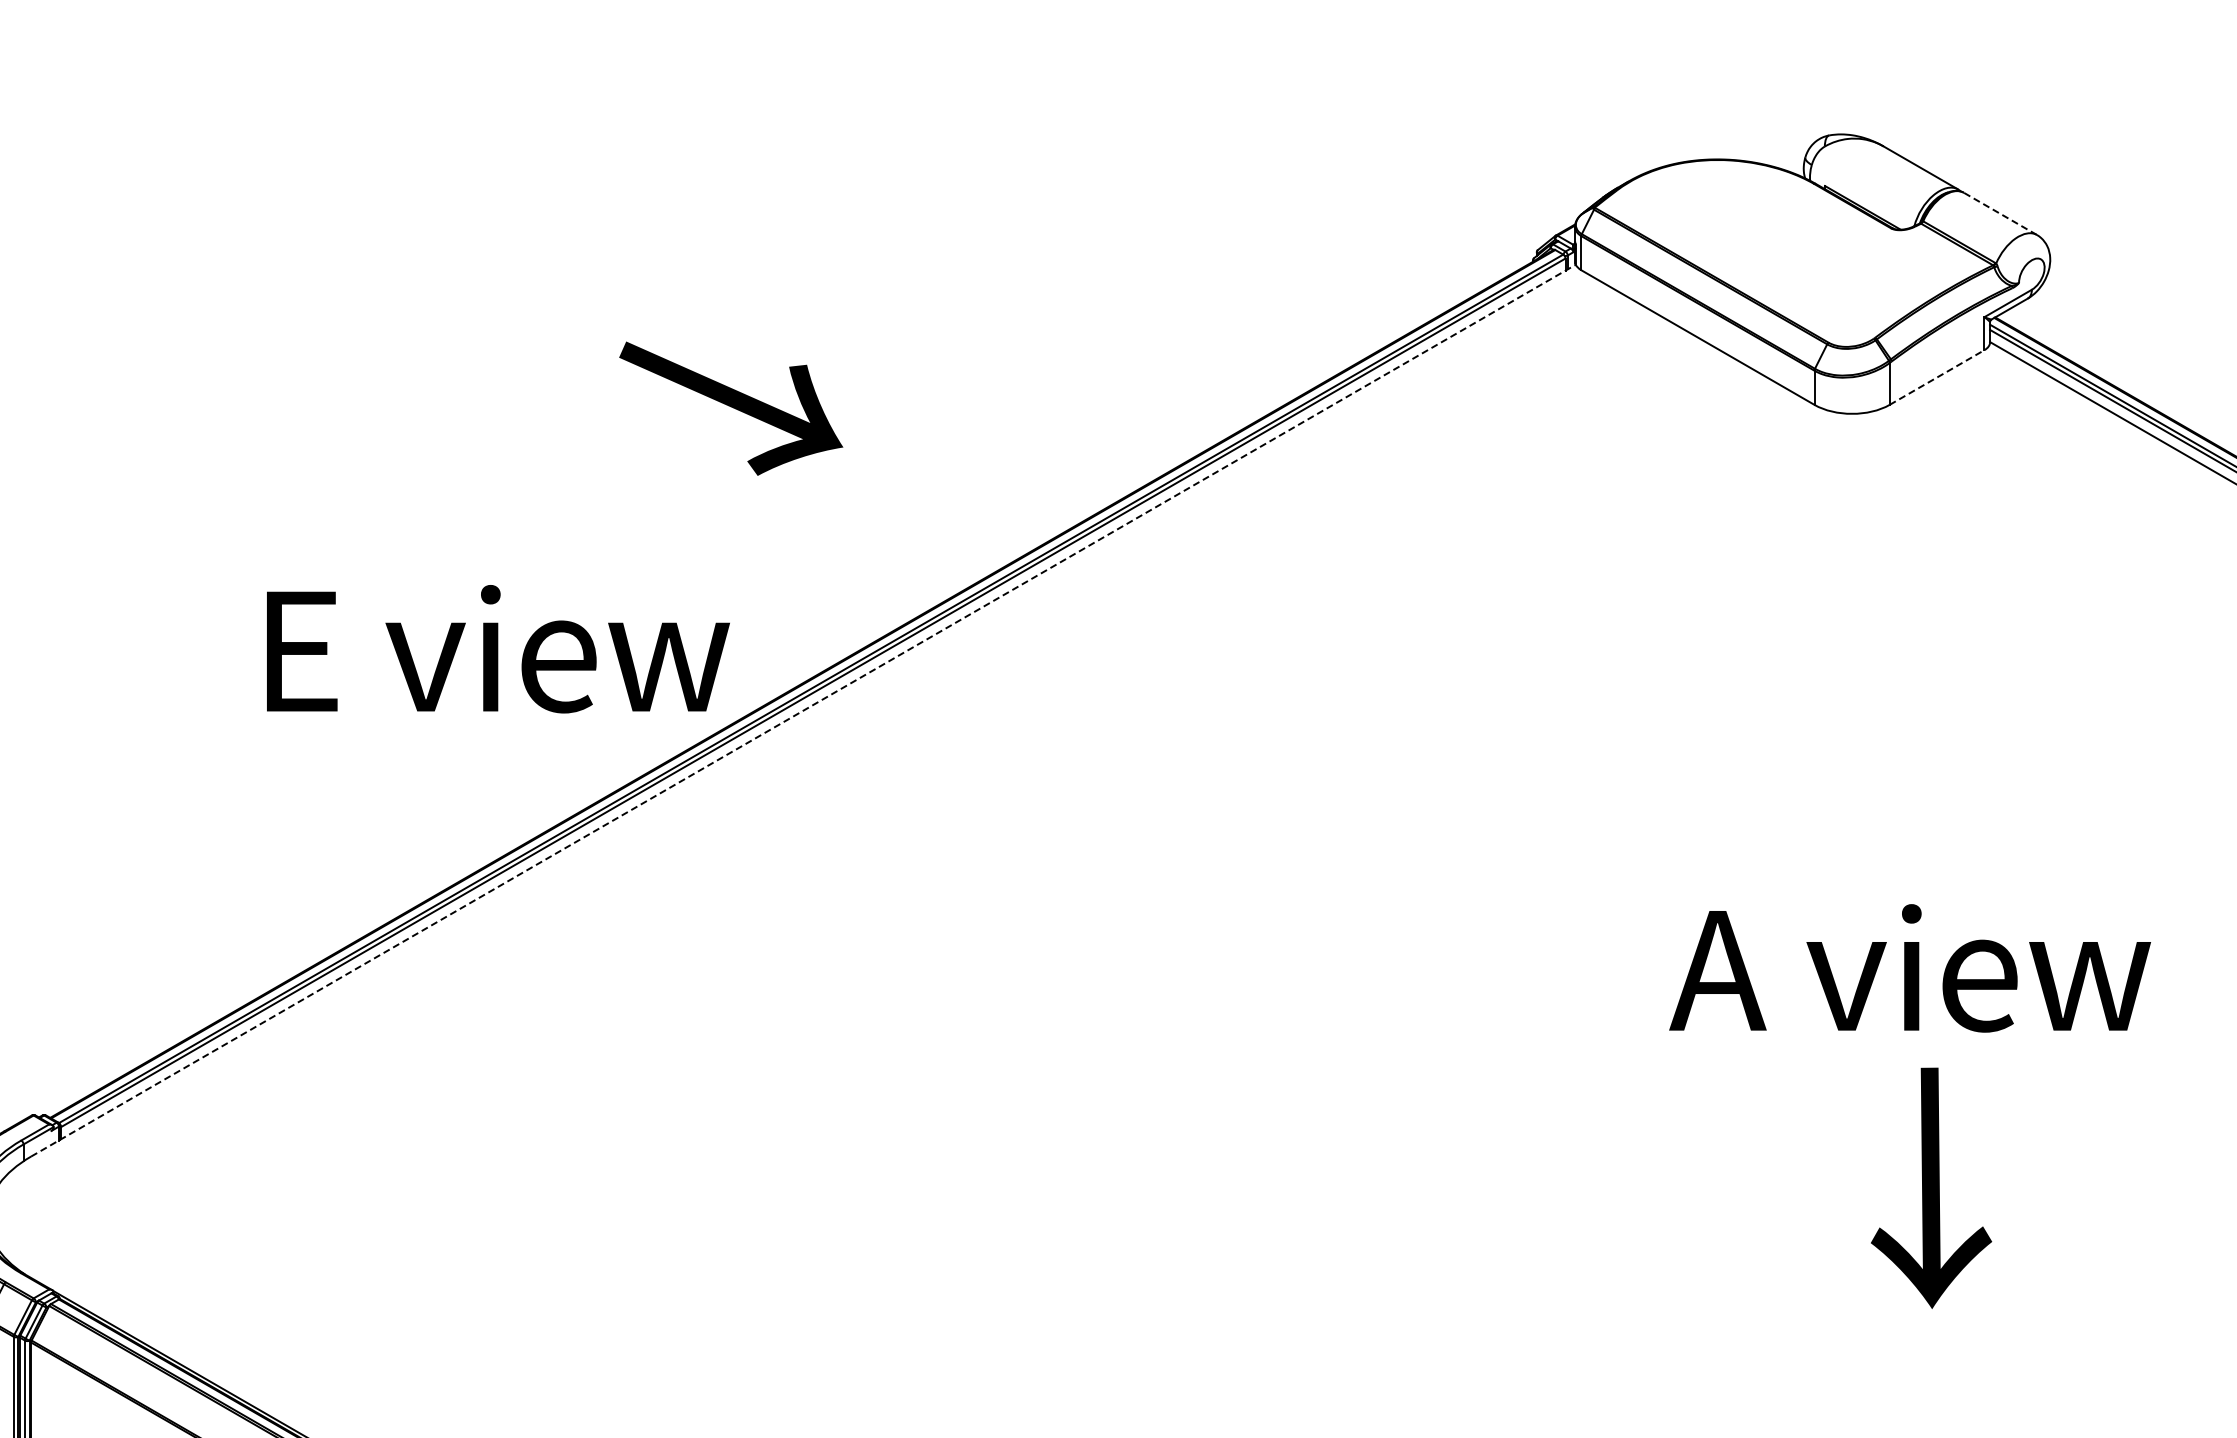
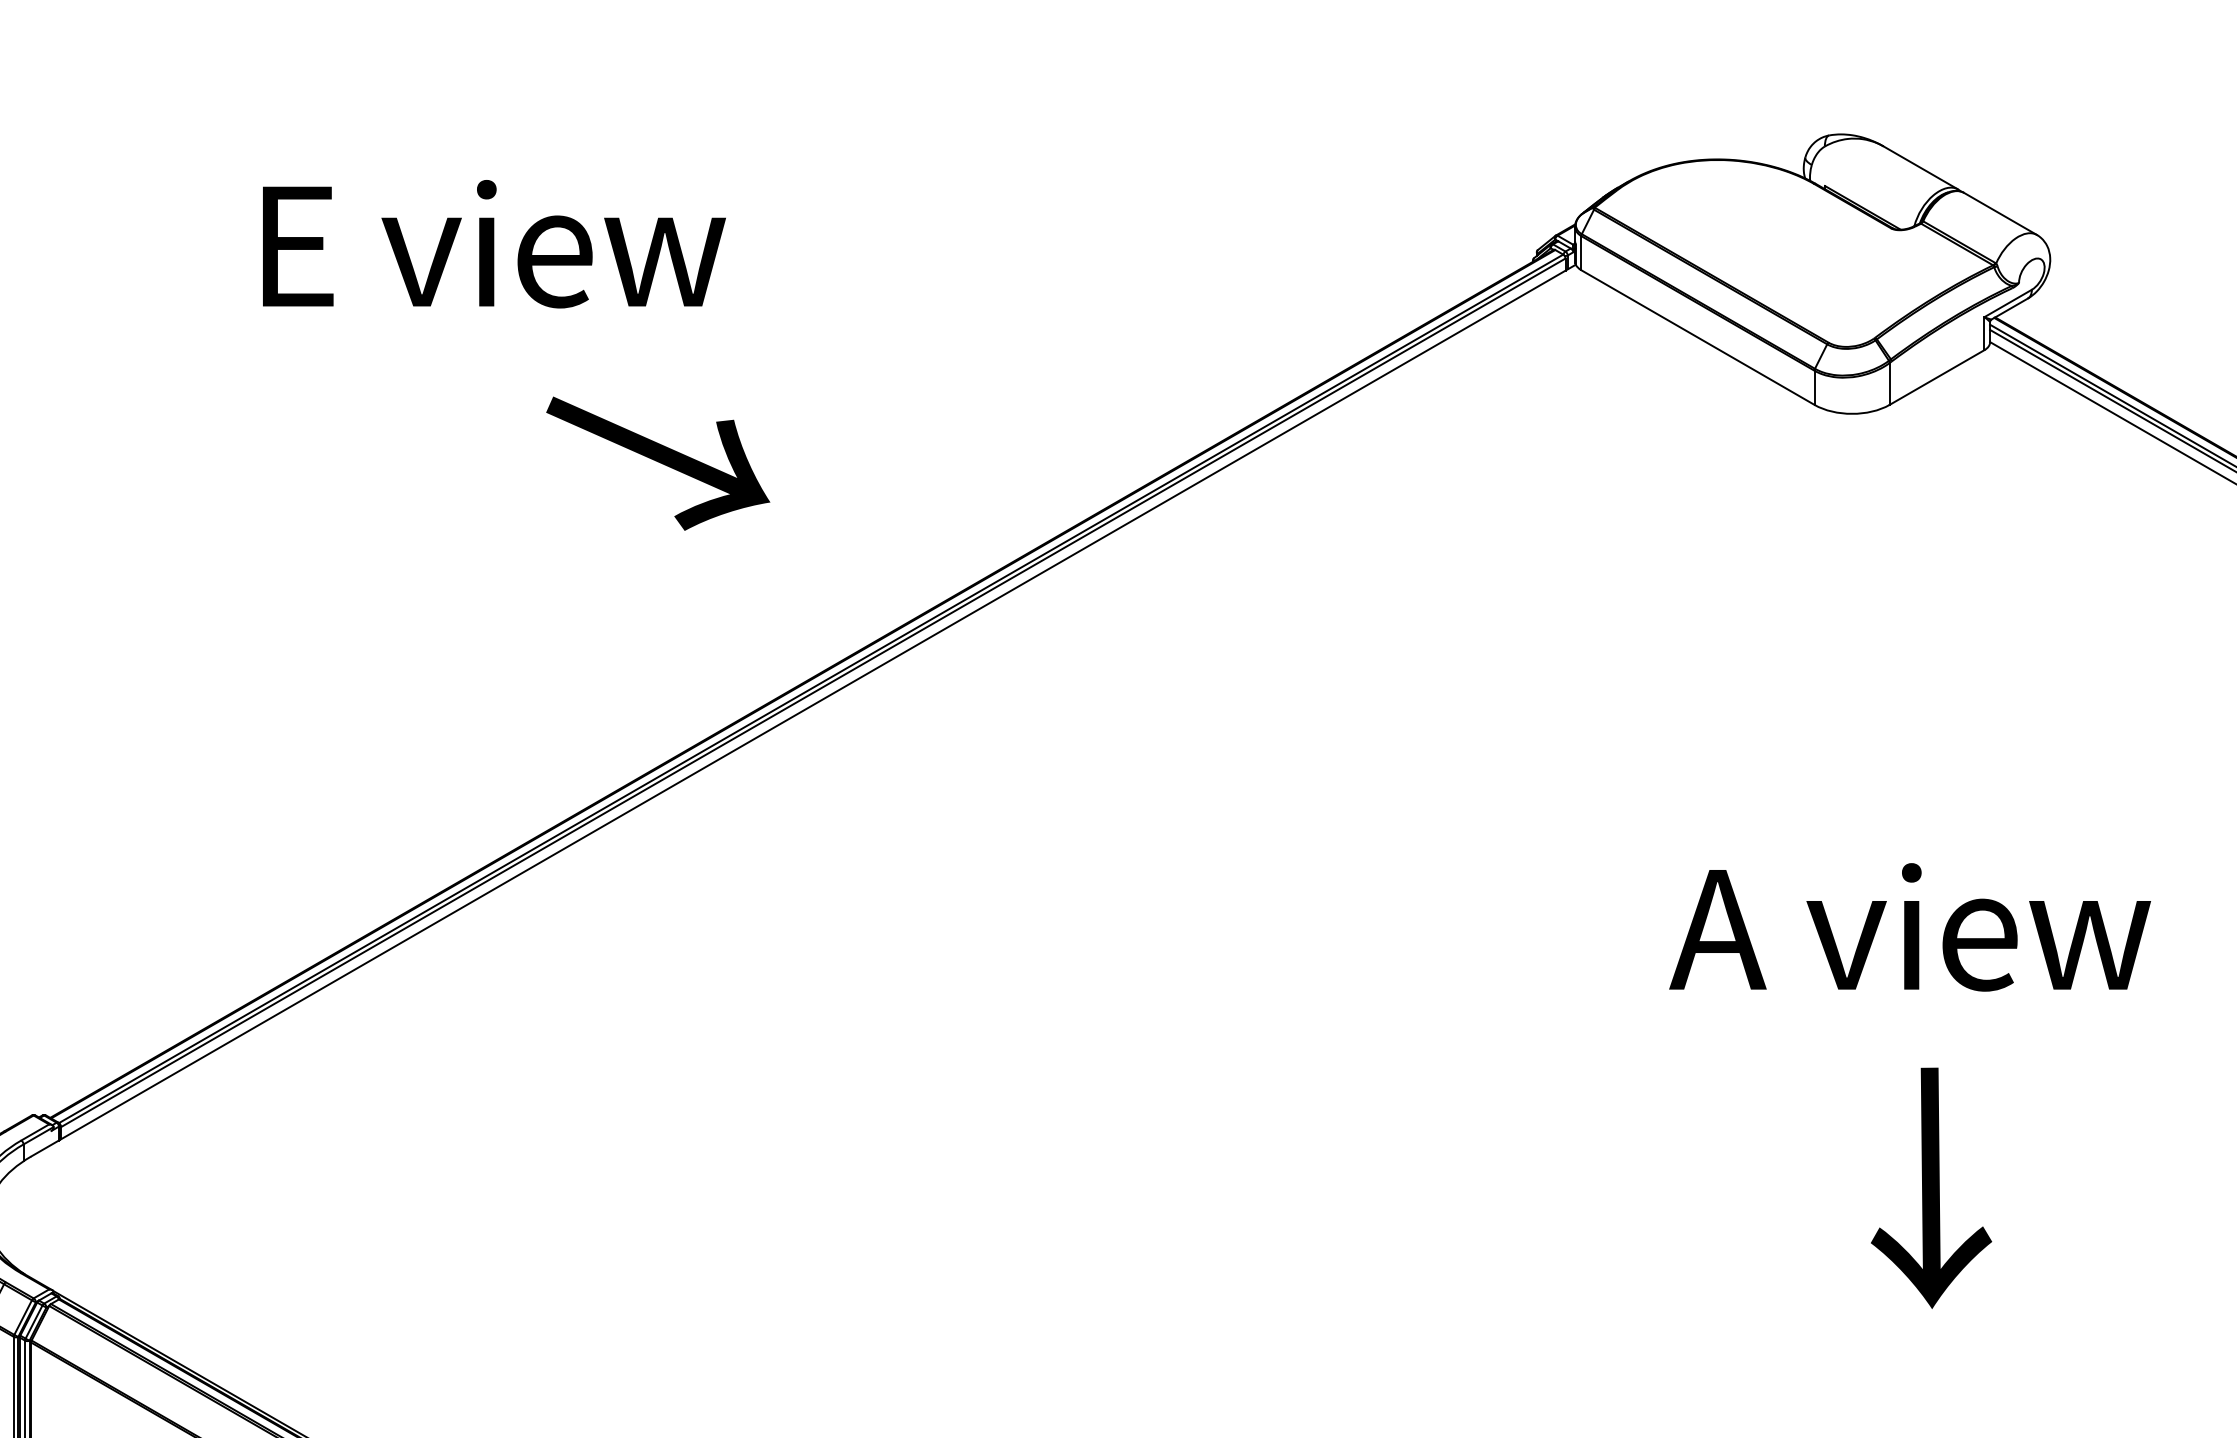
line: dashed -> solid (2000, 213)
line: dashed -> solid (1937, 377)
text position: (731, 408) -> (658, 463) (658, 463)
text position: (498, 649) -> (494, 244) (494, 244)
line: dashed -> solid (803, 710)
text position: (1909, 968) -> (1909, 927) (1909, 927)
